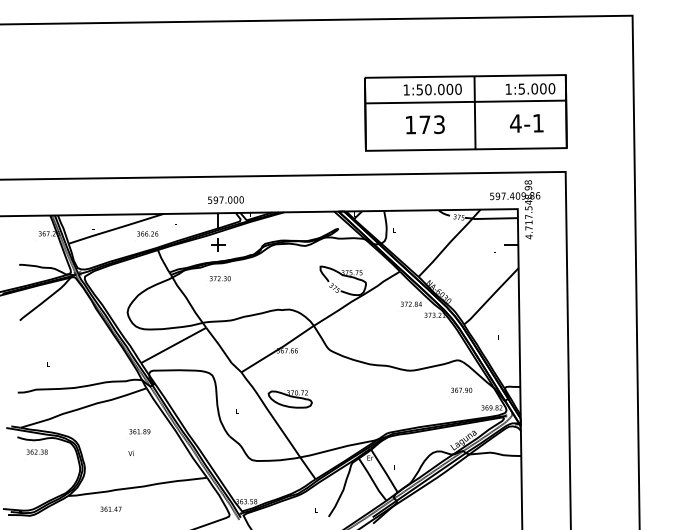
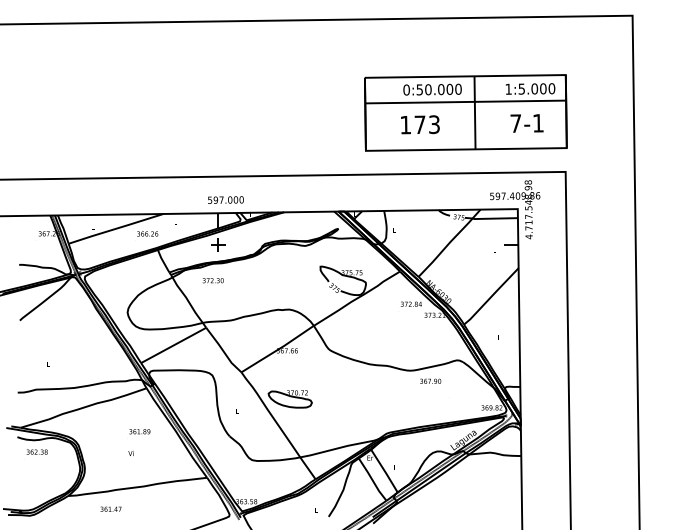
text: 1:50.000 -> 0:50.000 (406, 89)
text: 4-1 -> 7-1 (515, 123)
text position: (425, 124) -> (420, 124) (420, 124)
text position: (219, 278) -> (212, 280) (212, 280)
text position: (461, 389) -> (430, 380) (430, 380)
